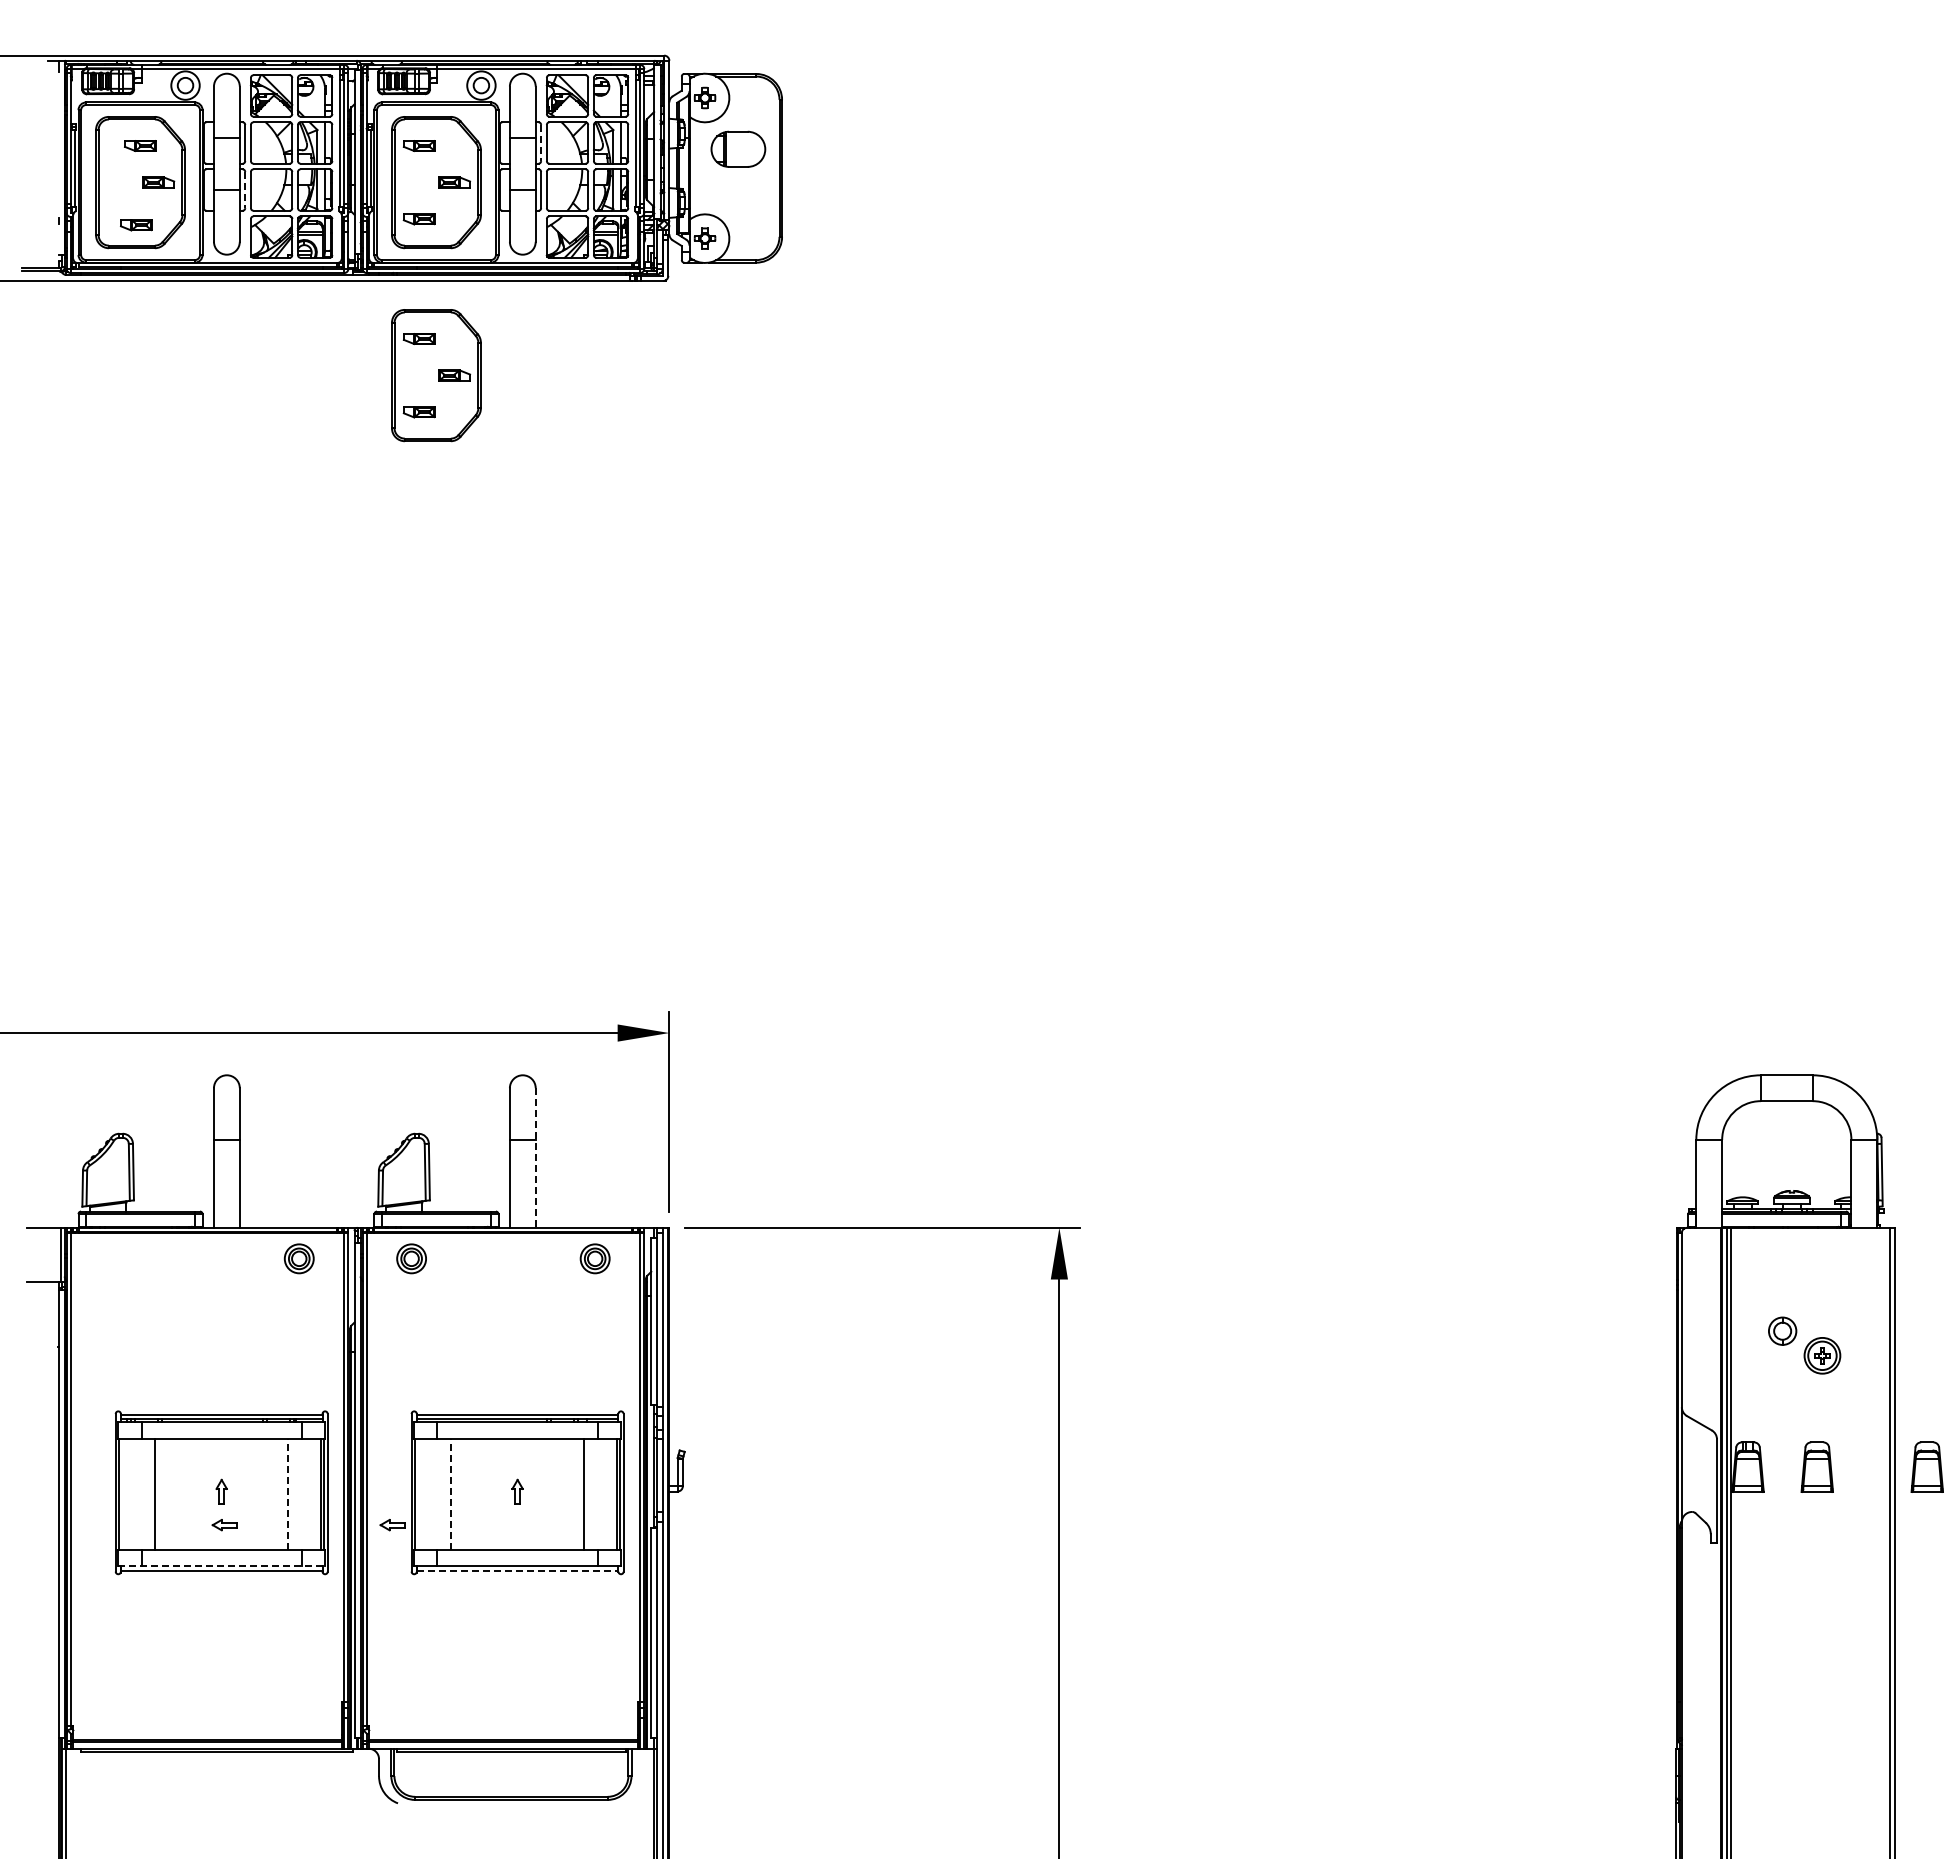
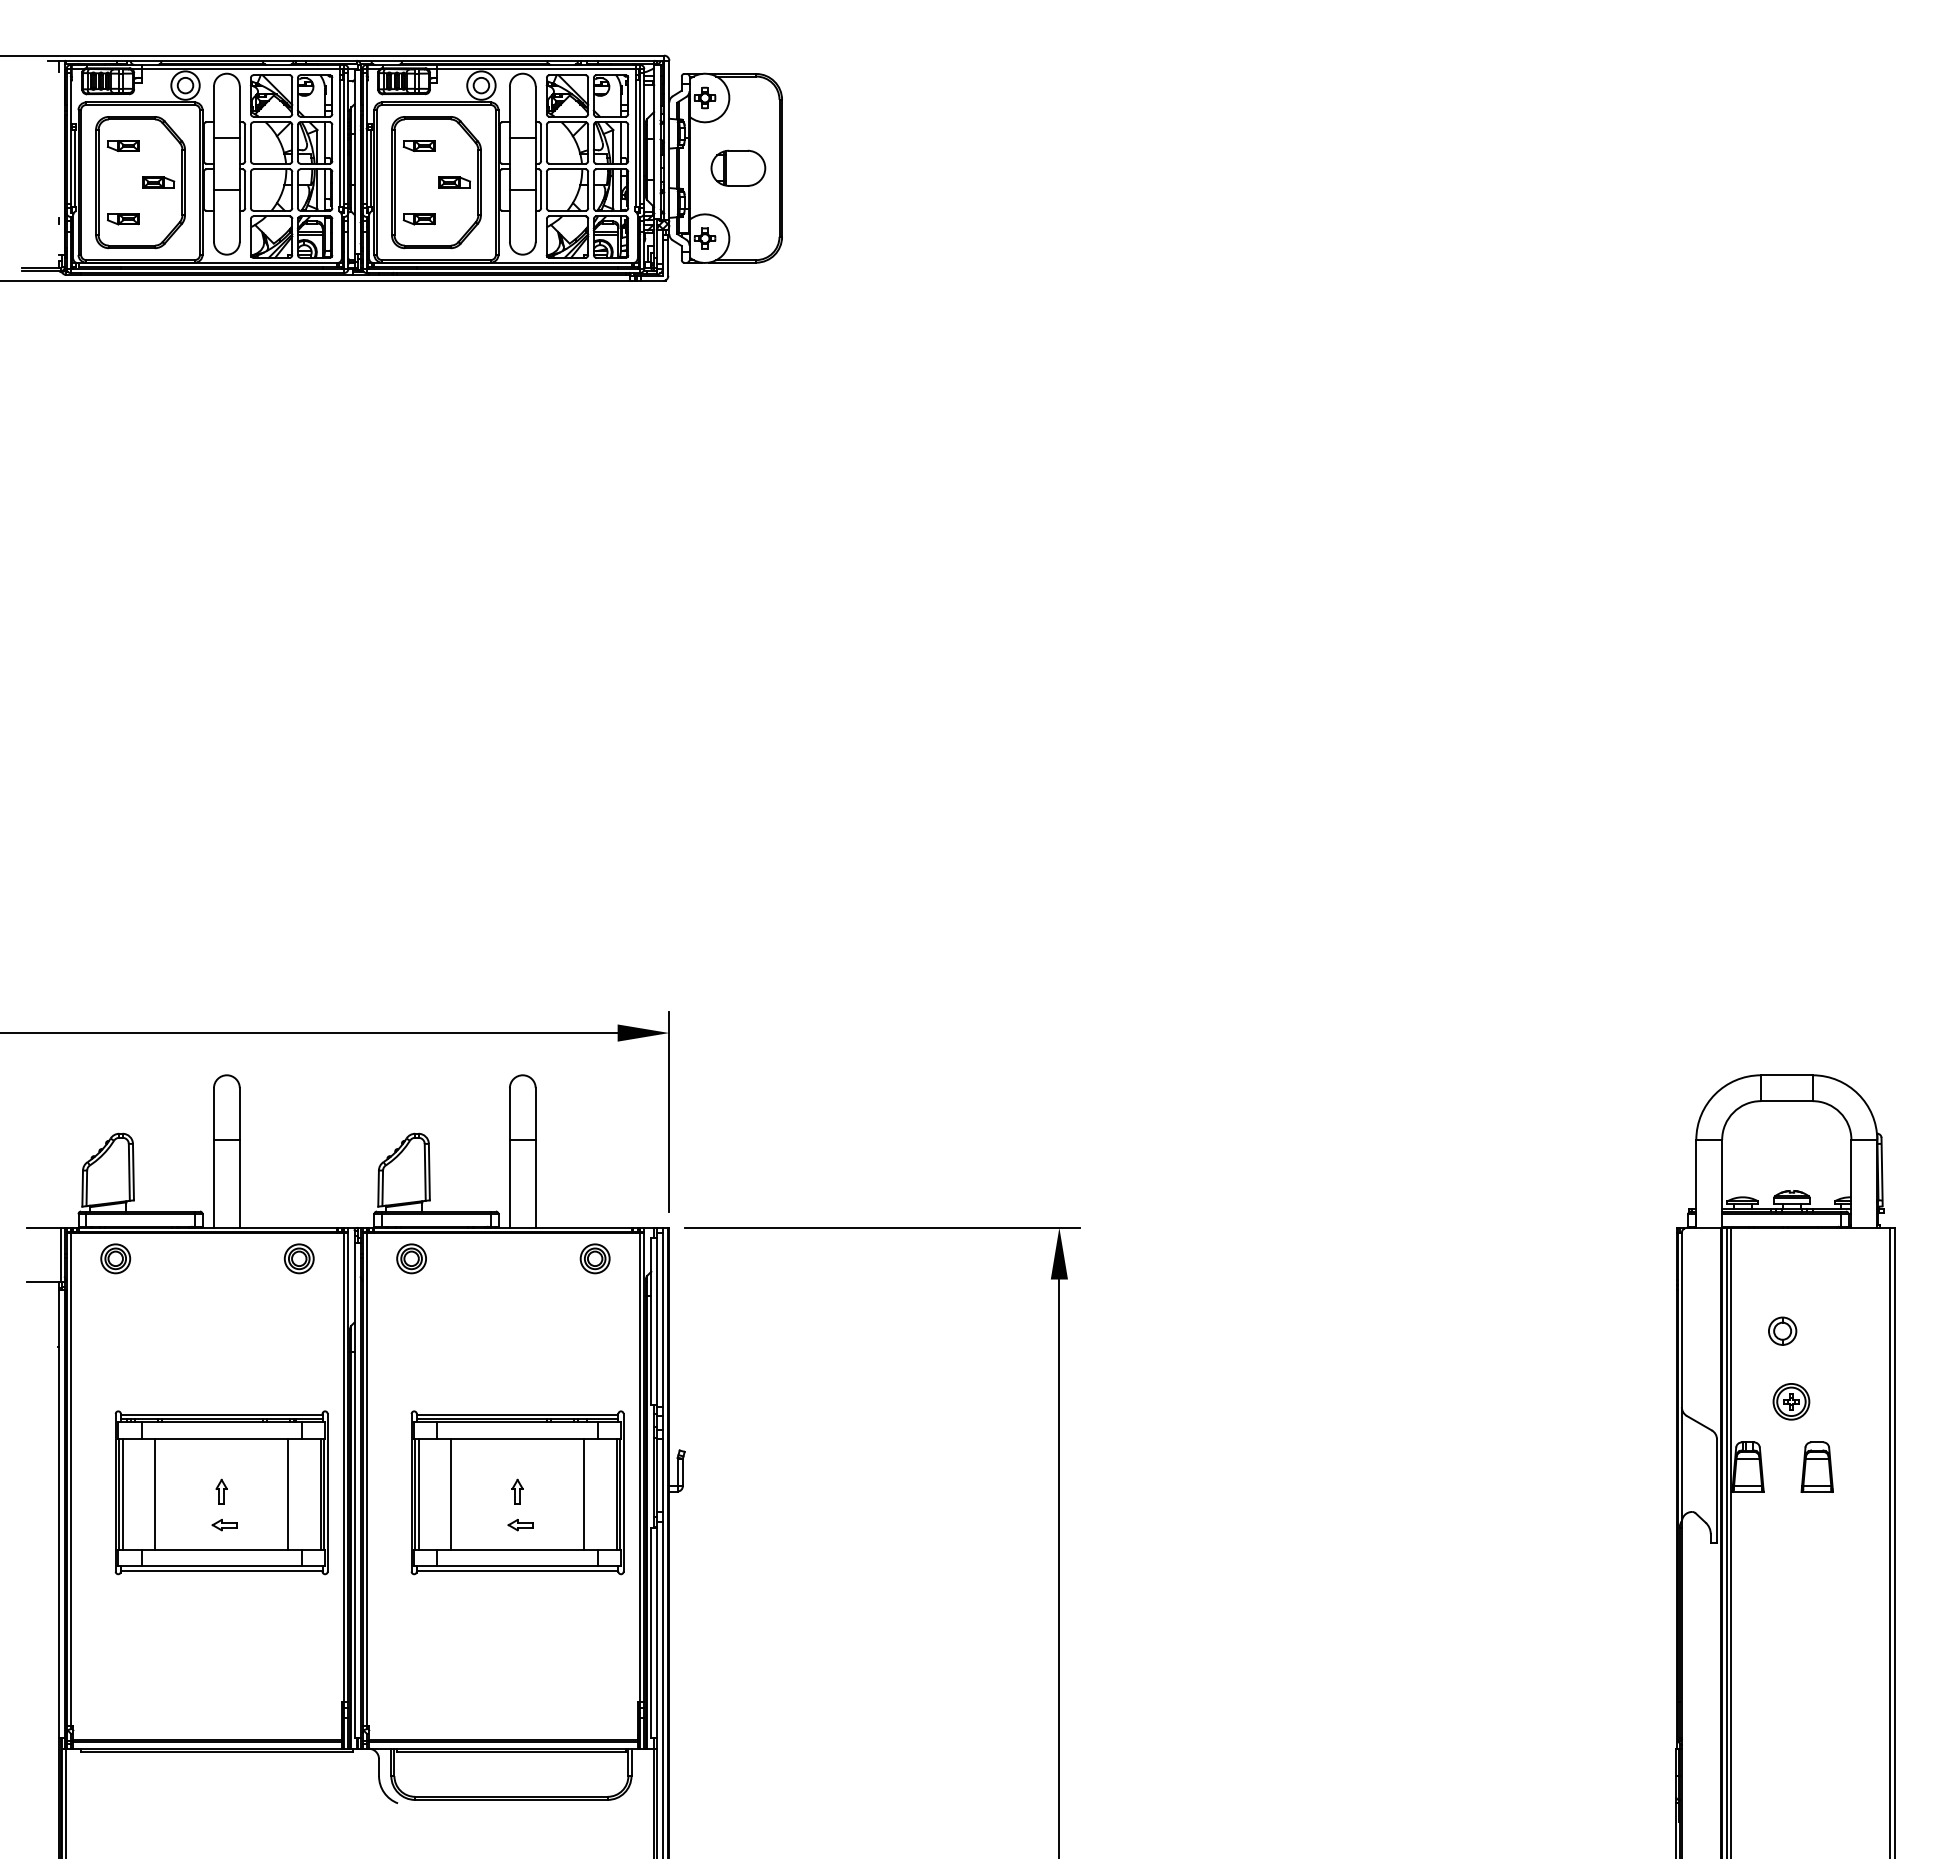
line: dashed -> solid (541, 143)
part position: (140, 145) -> (123, 145) (123, 145)
part position: (738, 148) -> (738, 167) (738, 167)
line: dashed -> solid (245, 190)
part position: (136, 225) -> (123, 219) (123, 219)
part: present -> none (436, 375)
line: dashed -> solid (535, 1158)
part: none -> present (115, 1258)
part position: (1822, 1355) -> (1791, 1401) (1791, 1401)
part: present -> none (1926, 1466)
line: none -> present (122, 1493)
line: none -> present (418, 1493)
line: dashed -> solid (288, 1494)
line: dashed -> solid (451, 1494)
part position: (392, 1525) -> (520, 1525) (520, 1525)
line: dashed -> solid (222, 1566)
line: dashed -> solid (517, 1570)
